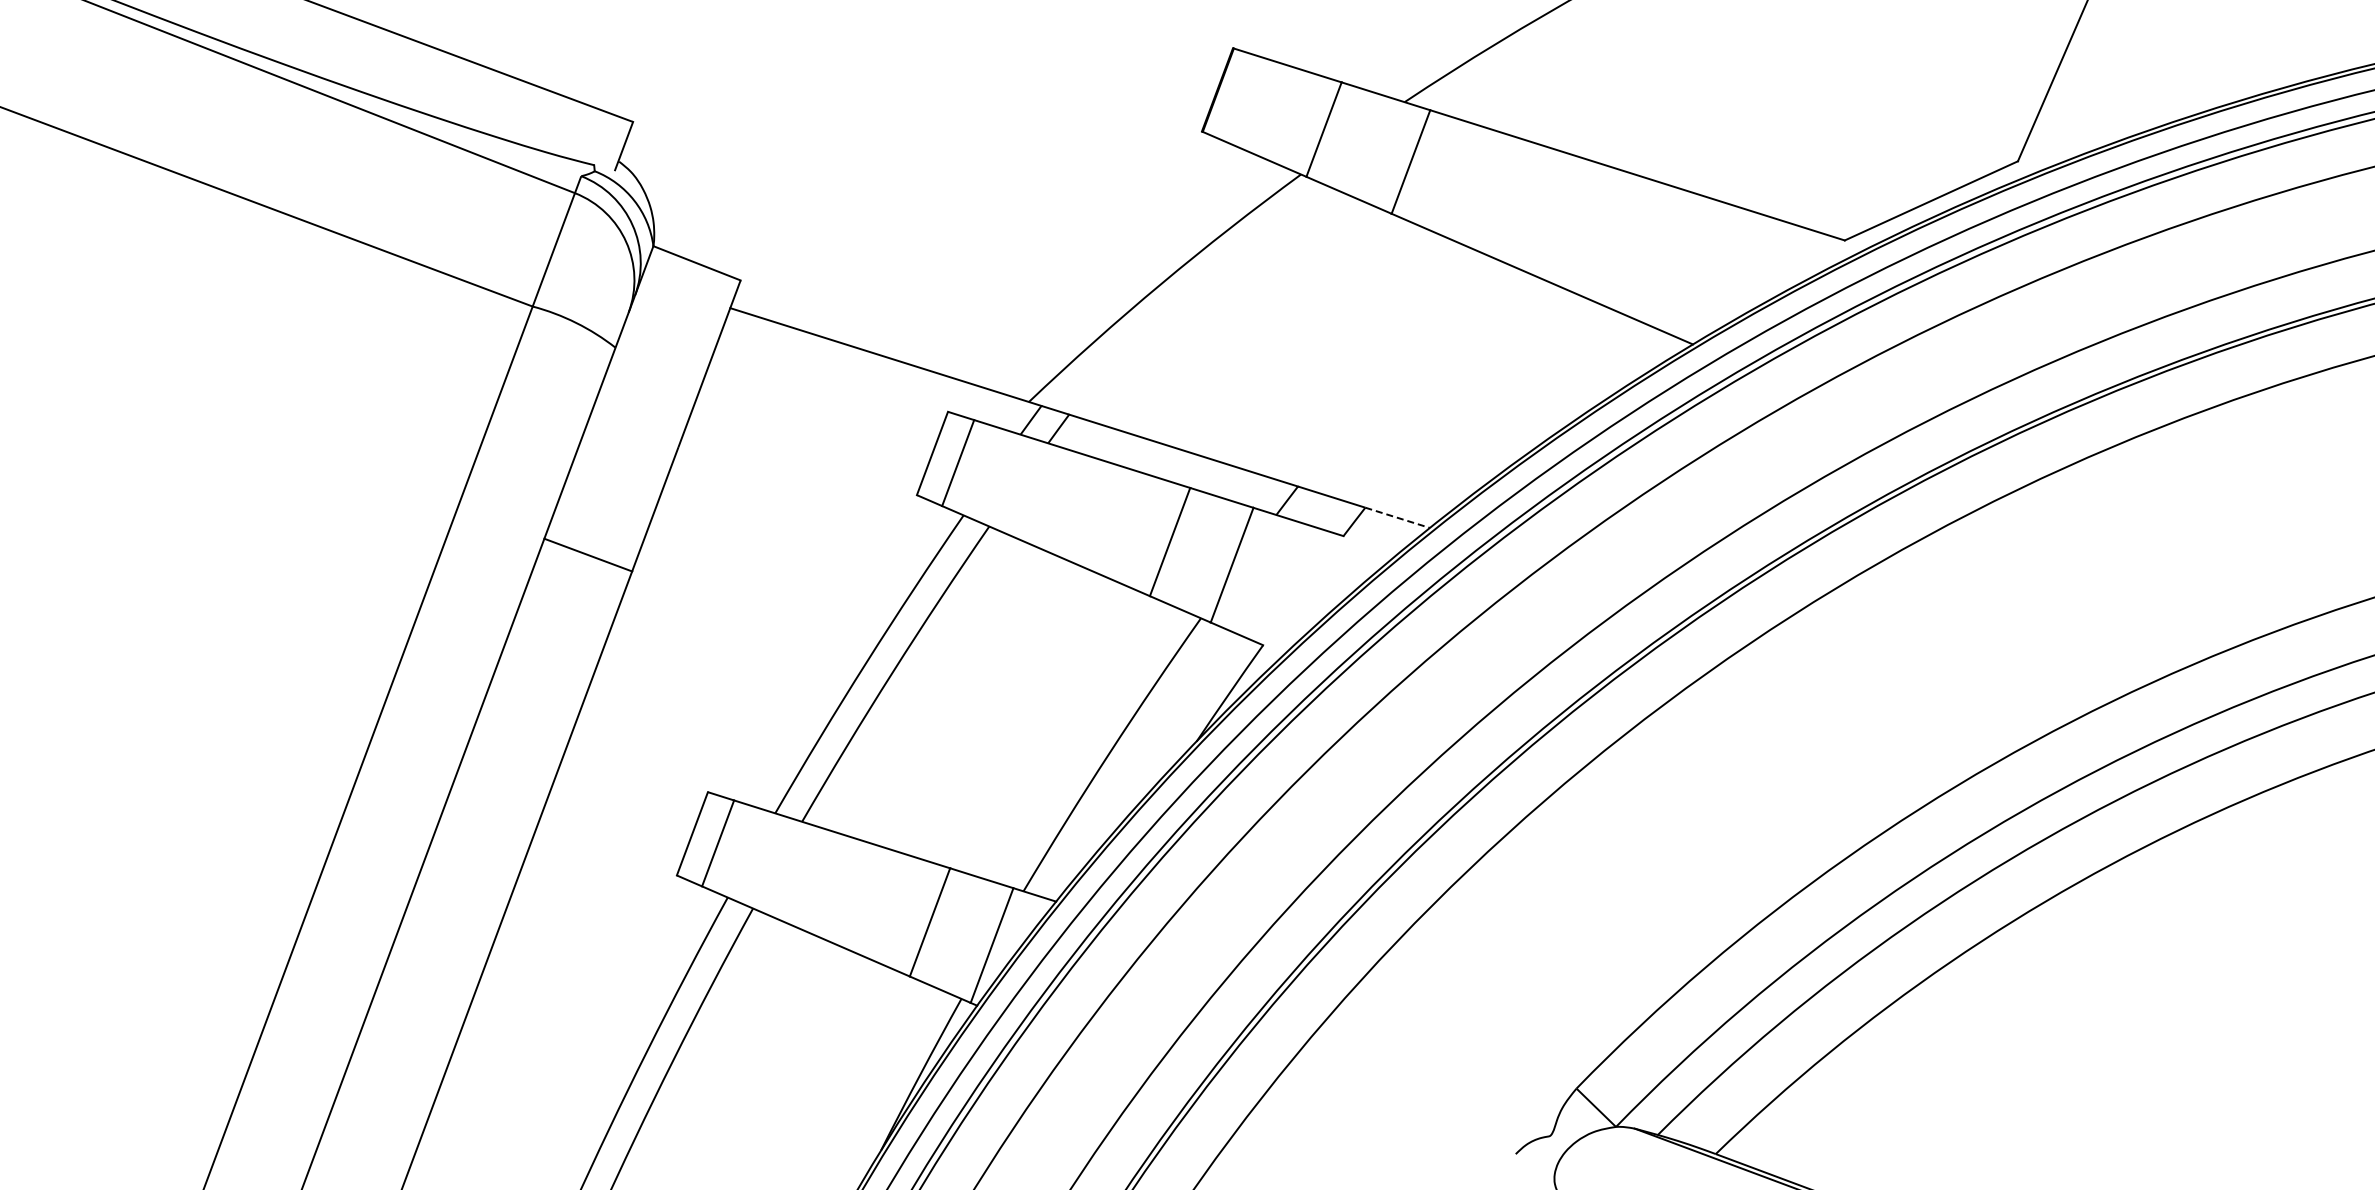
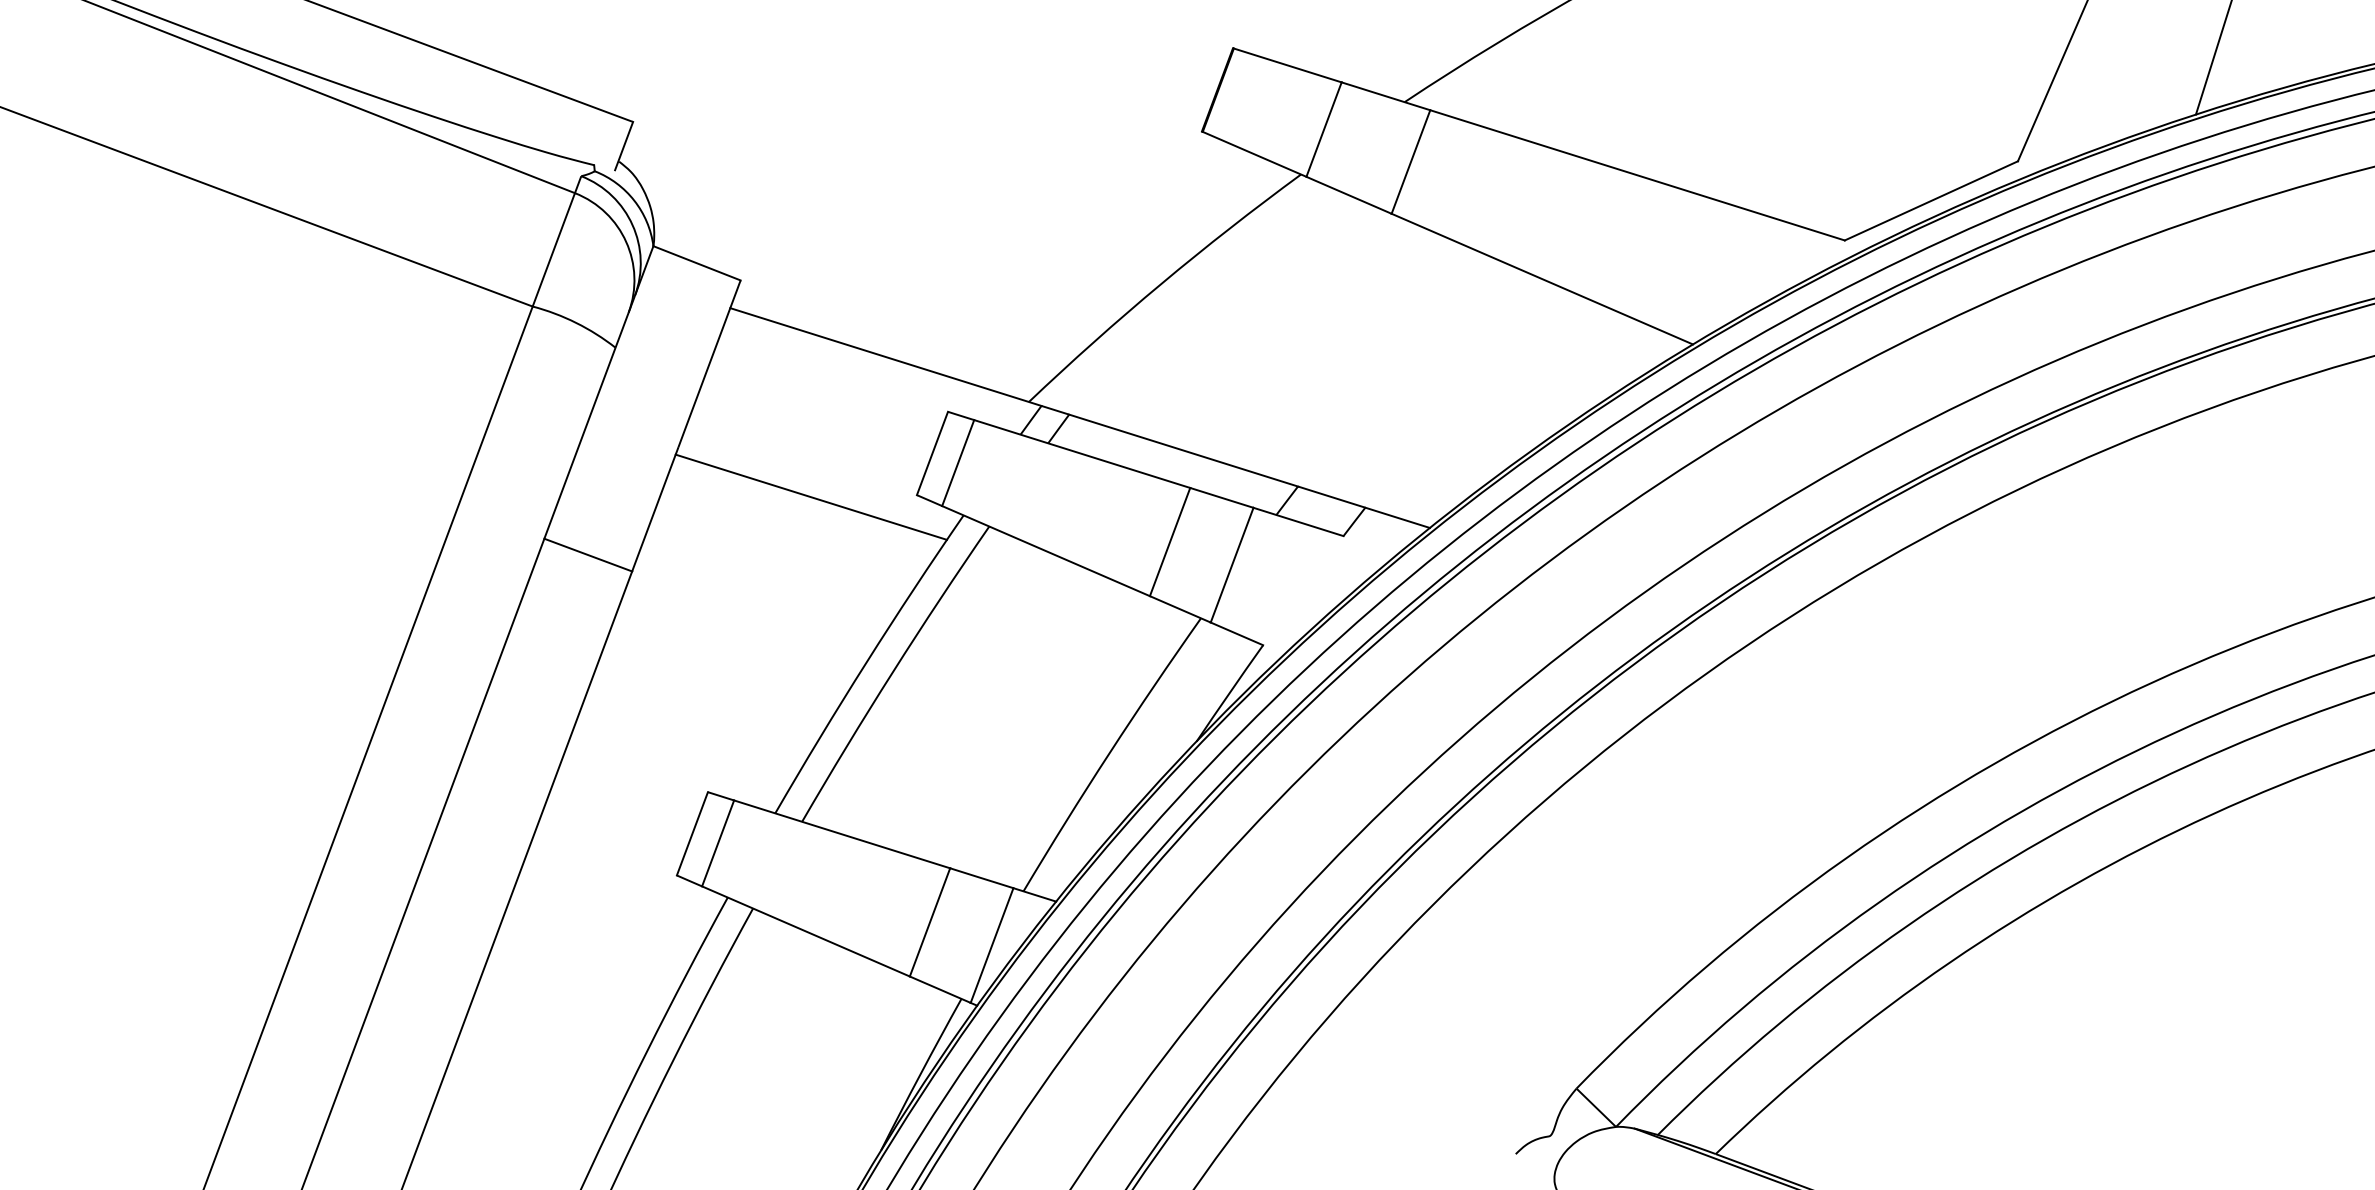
line: none -> present (2213, 58)
line: none -> present (810, 496)
line: dashed -> solid (1397, 517)
